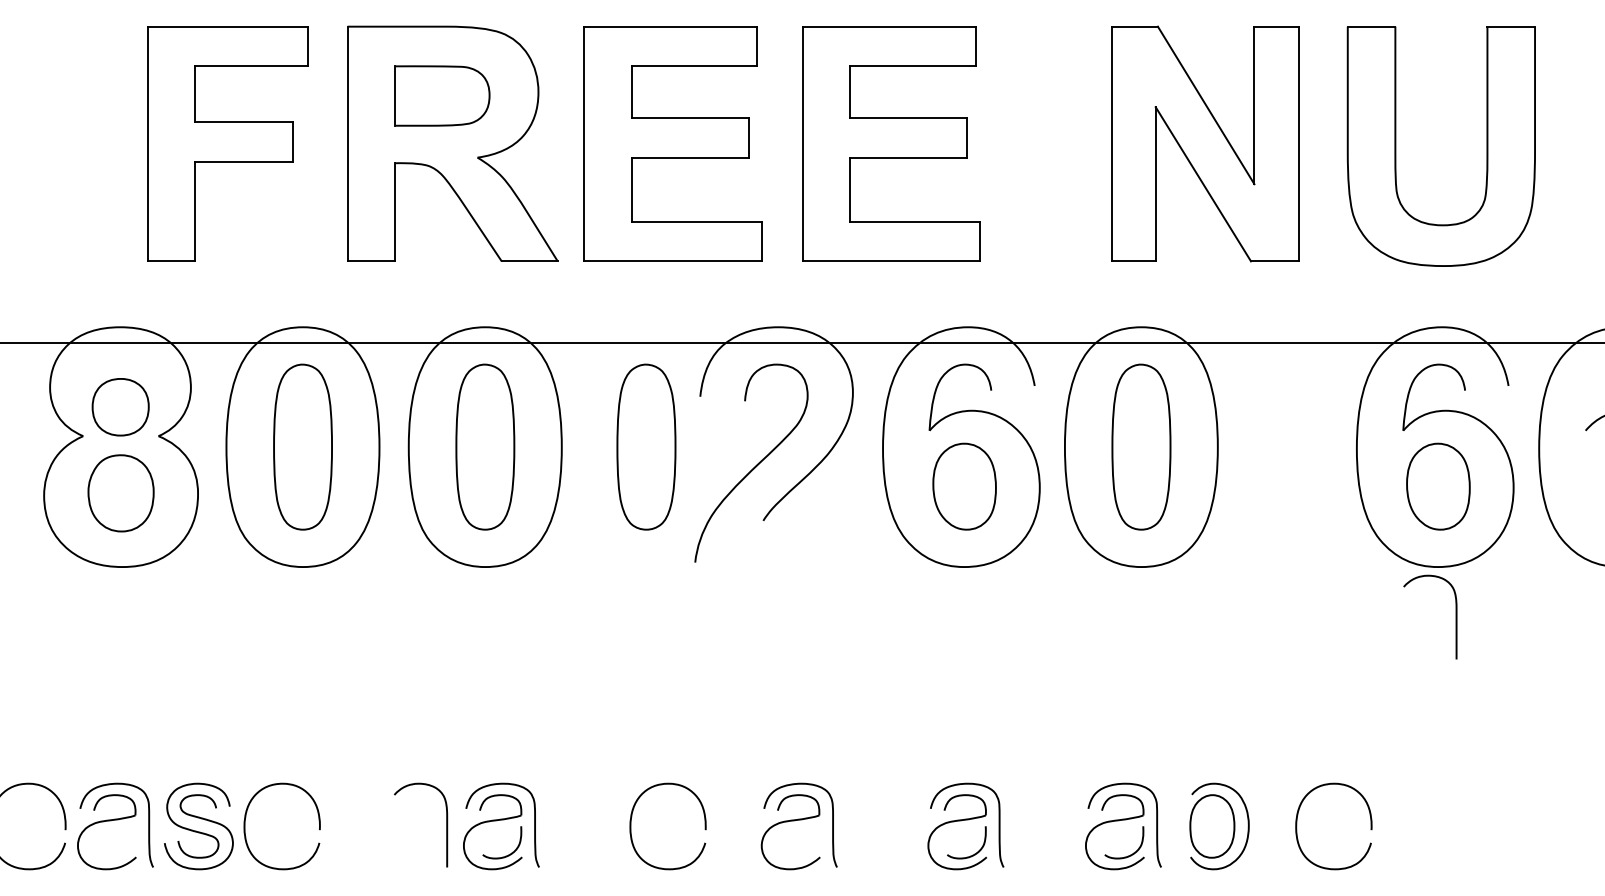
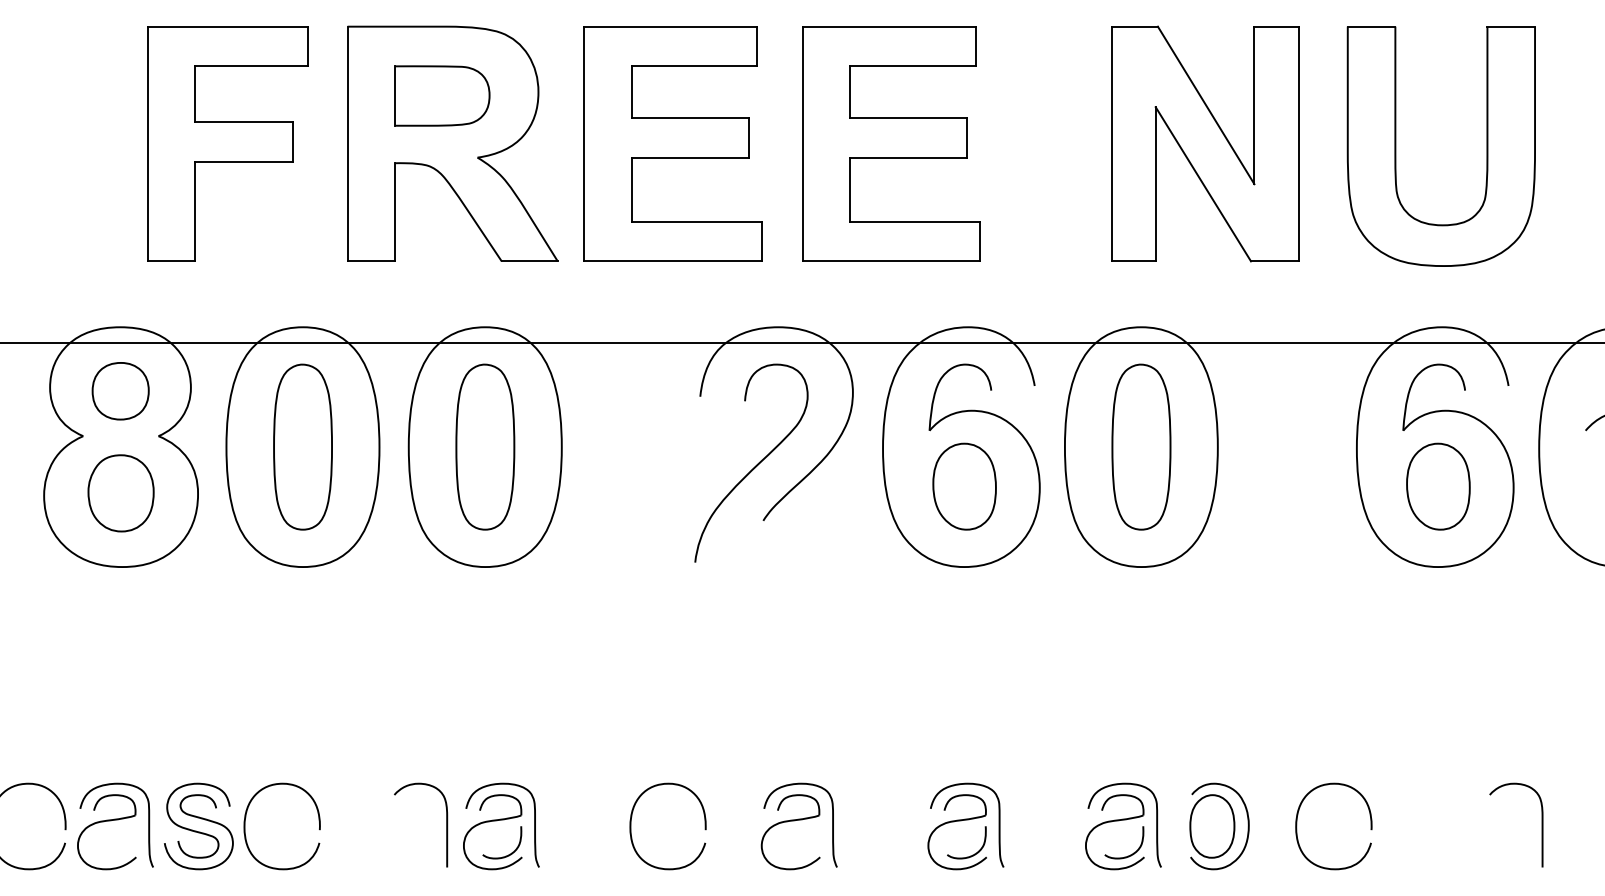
part position: (120, 407) -> (120, 391) (120, 391)
part: present -> none (646, 446)
curve position: (1455, 616) -> (1541, 824) (1541, 824)
